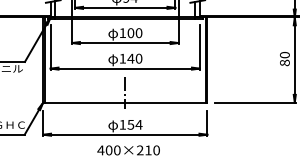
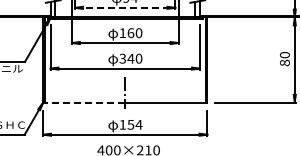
line: solid -> dashed (125, 7)
text: 100 -> 160 (130, 32)
text: 140 -> 340 (122, 58)
line: solid -> dashed (83, 102)
